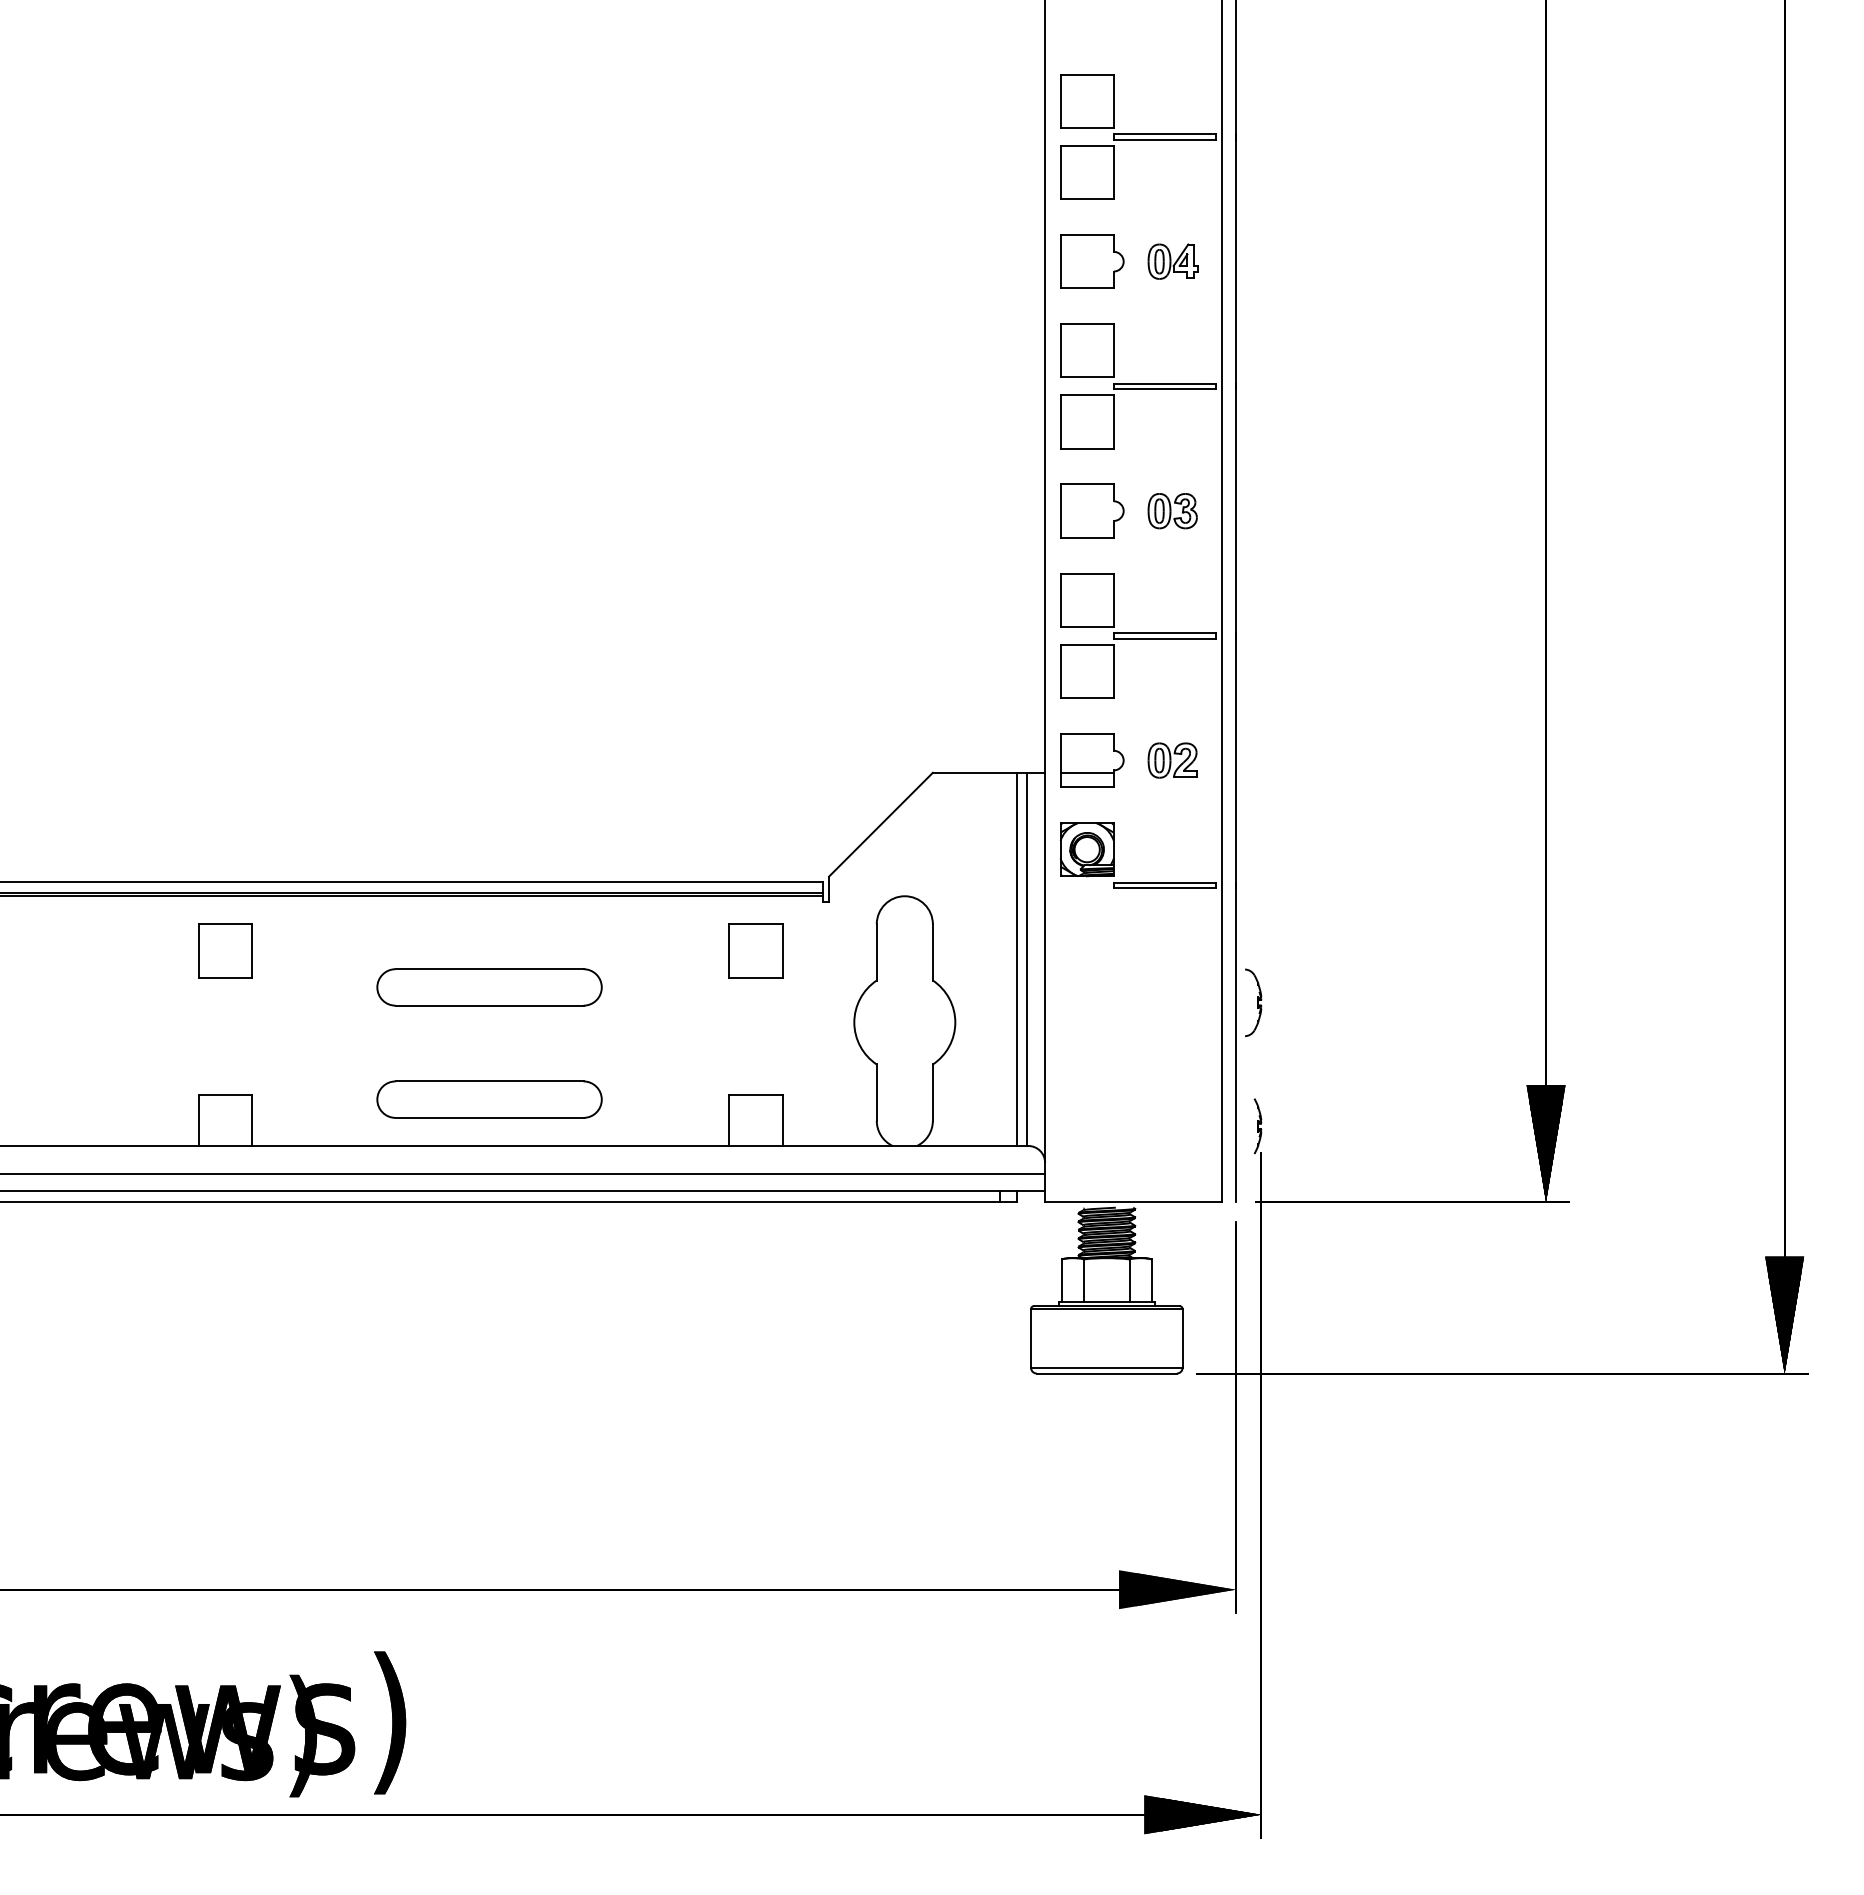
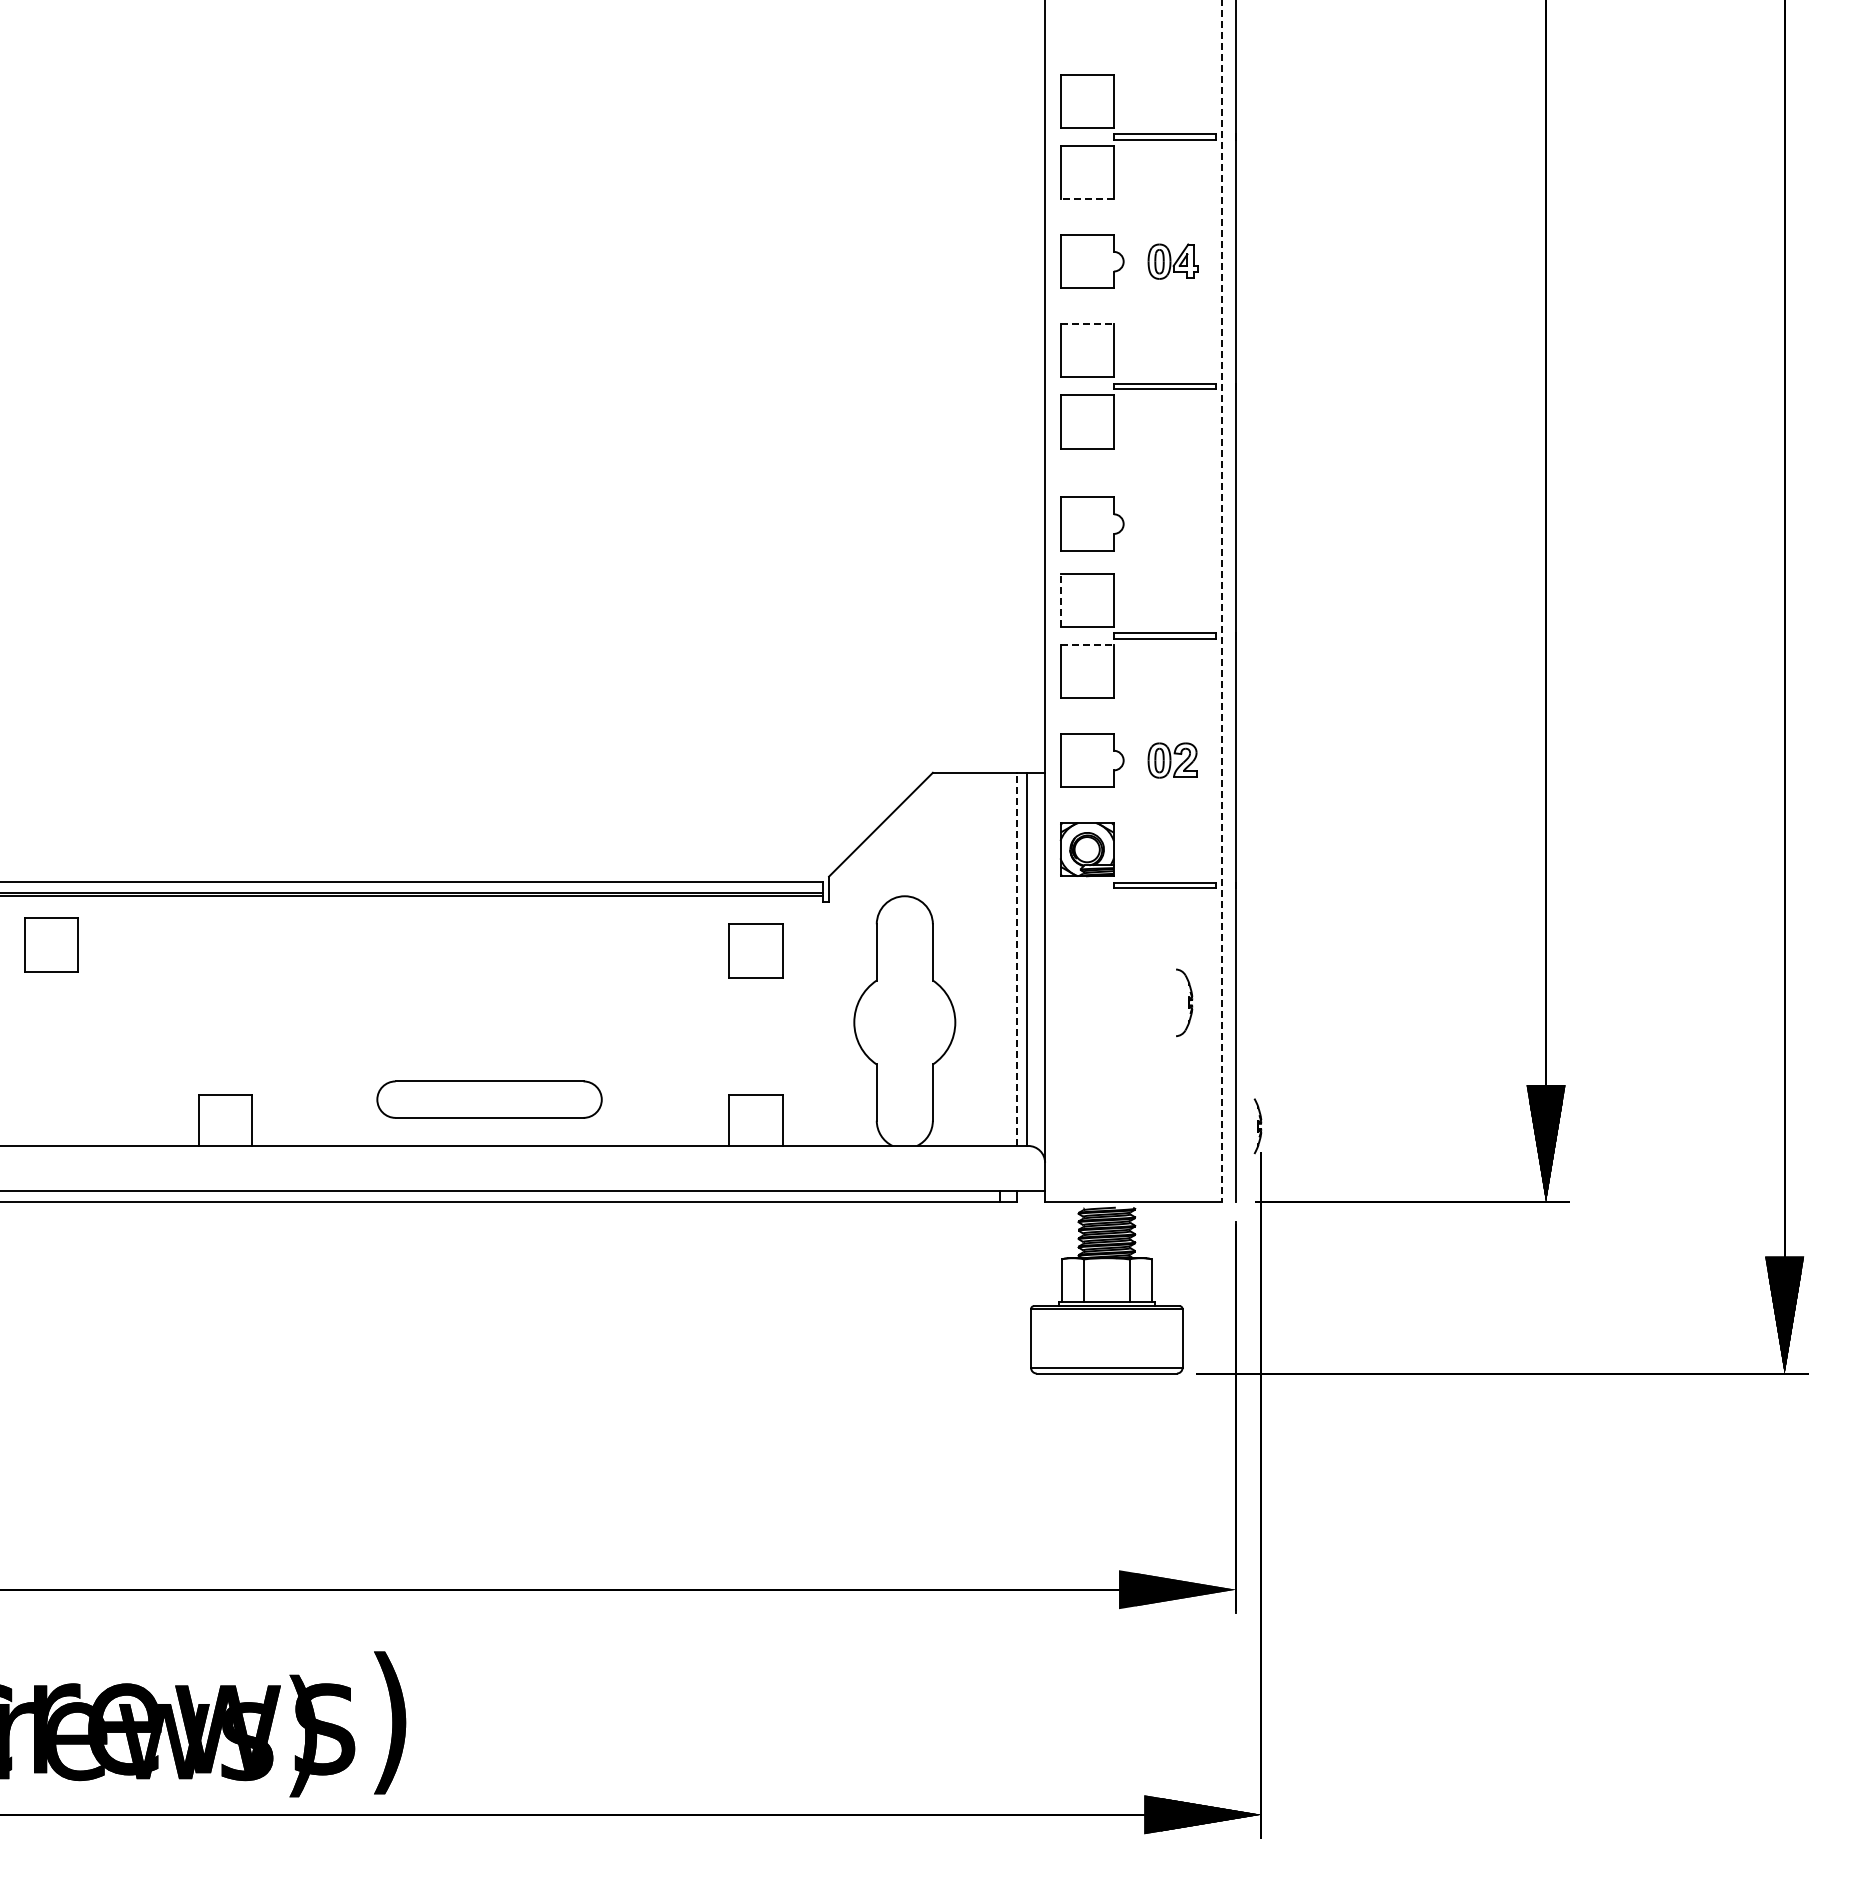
line: solid -> dashed (1087, 199)
line: solid -> dashed (1087, 324)
part position: (1092, 510) -> (1092, 523) (1092, 523)
part: present -> none (1172, 511)
line: solid -> dashed (1060, 600)
line: solid -> dashed (1221, 601)
line: solid -> dashed (1087, 644)
line: present -> none (1086, 772)
part position: (225, 950) -> (51, 944) (51, 944)
line: solid -> dashed (1017, 959)
part: present -> none (489, 987)
part position: (1253, 1002) -> (1184, 1002) (1184, 1002)
line: present -> none (523, 1174)
